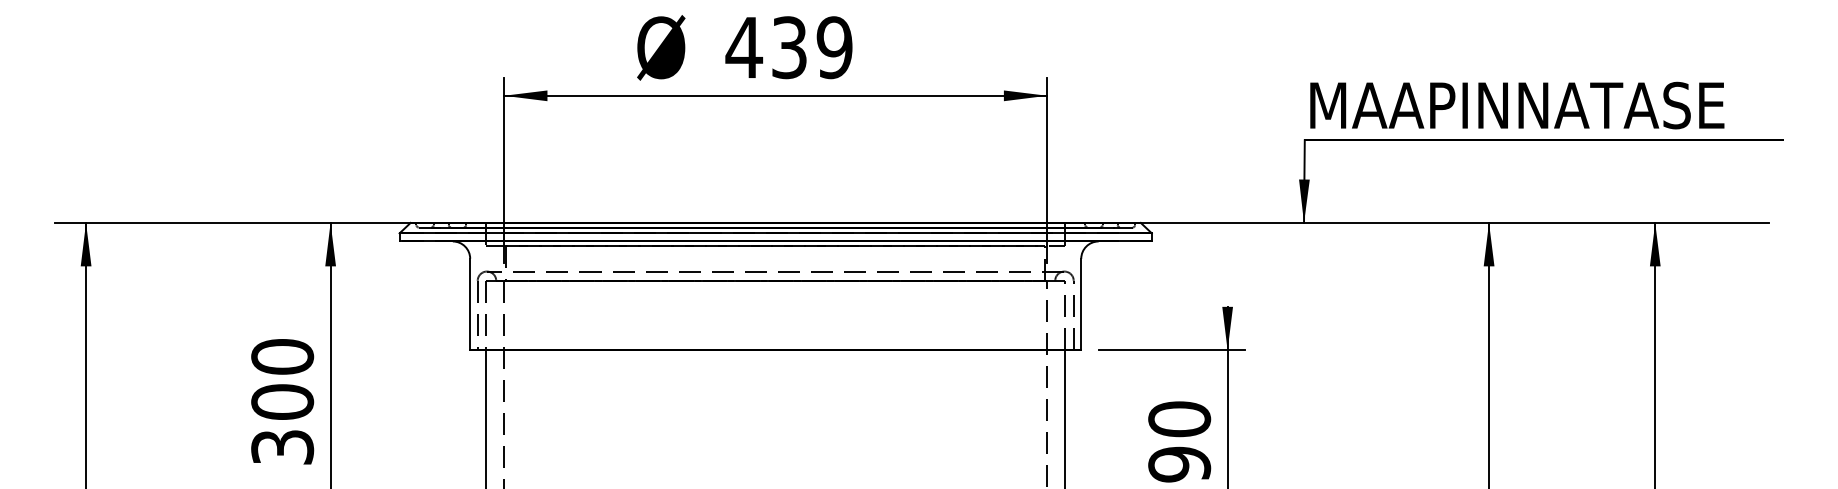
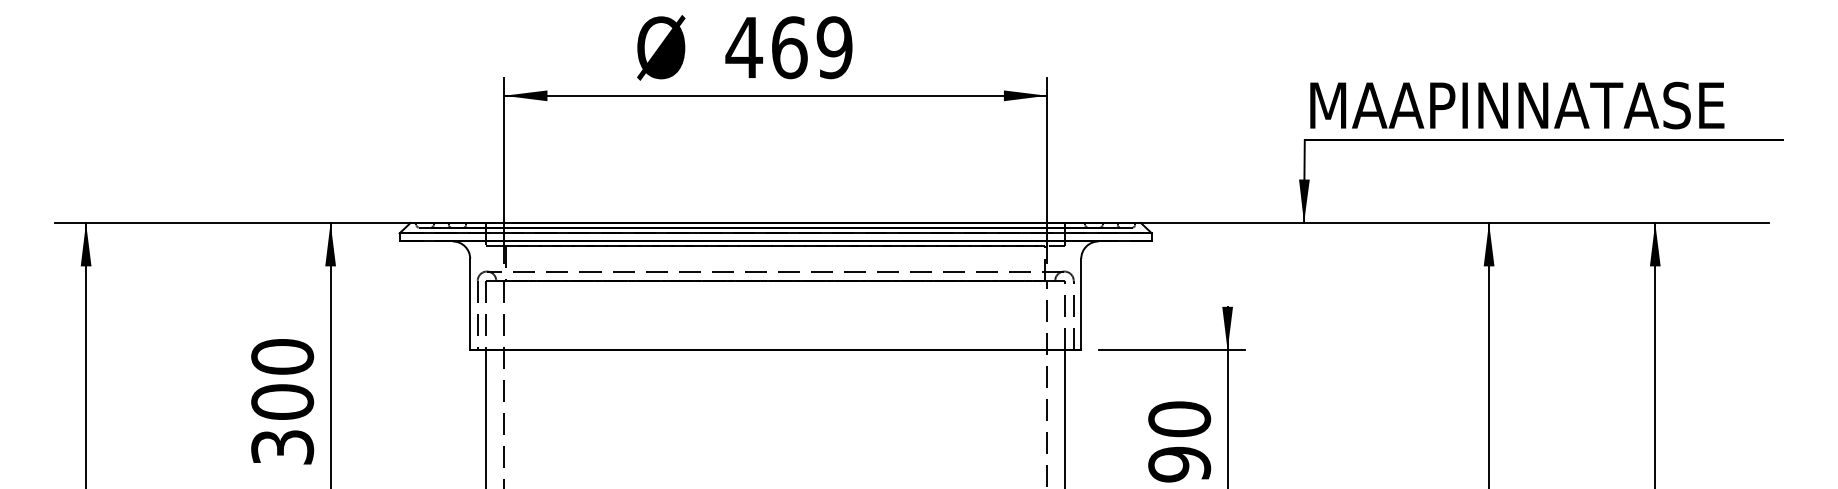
text: 439 -> 469 (789, 47)
